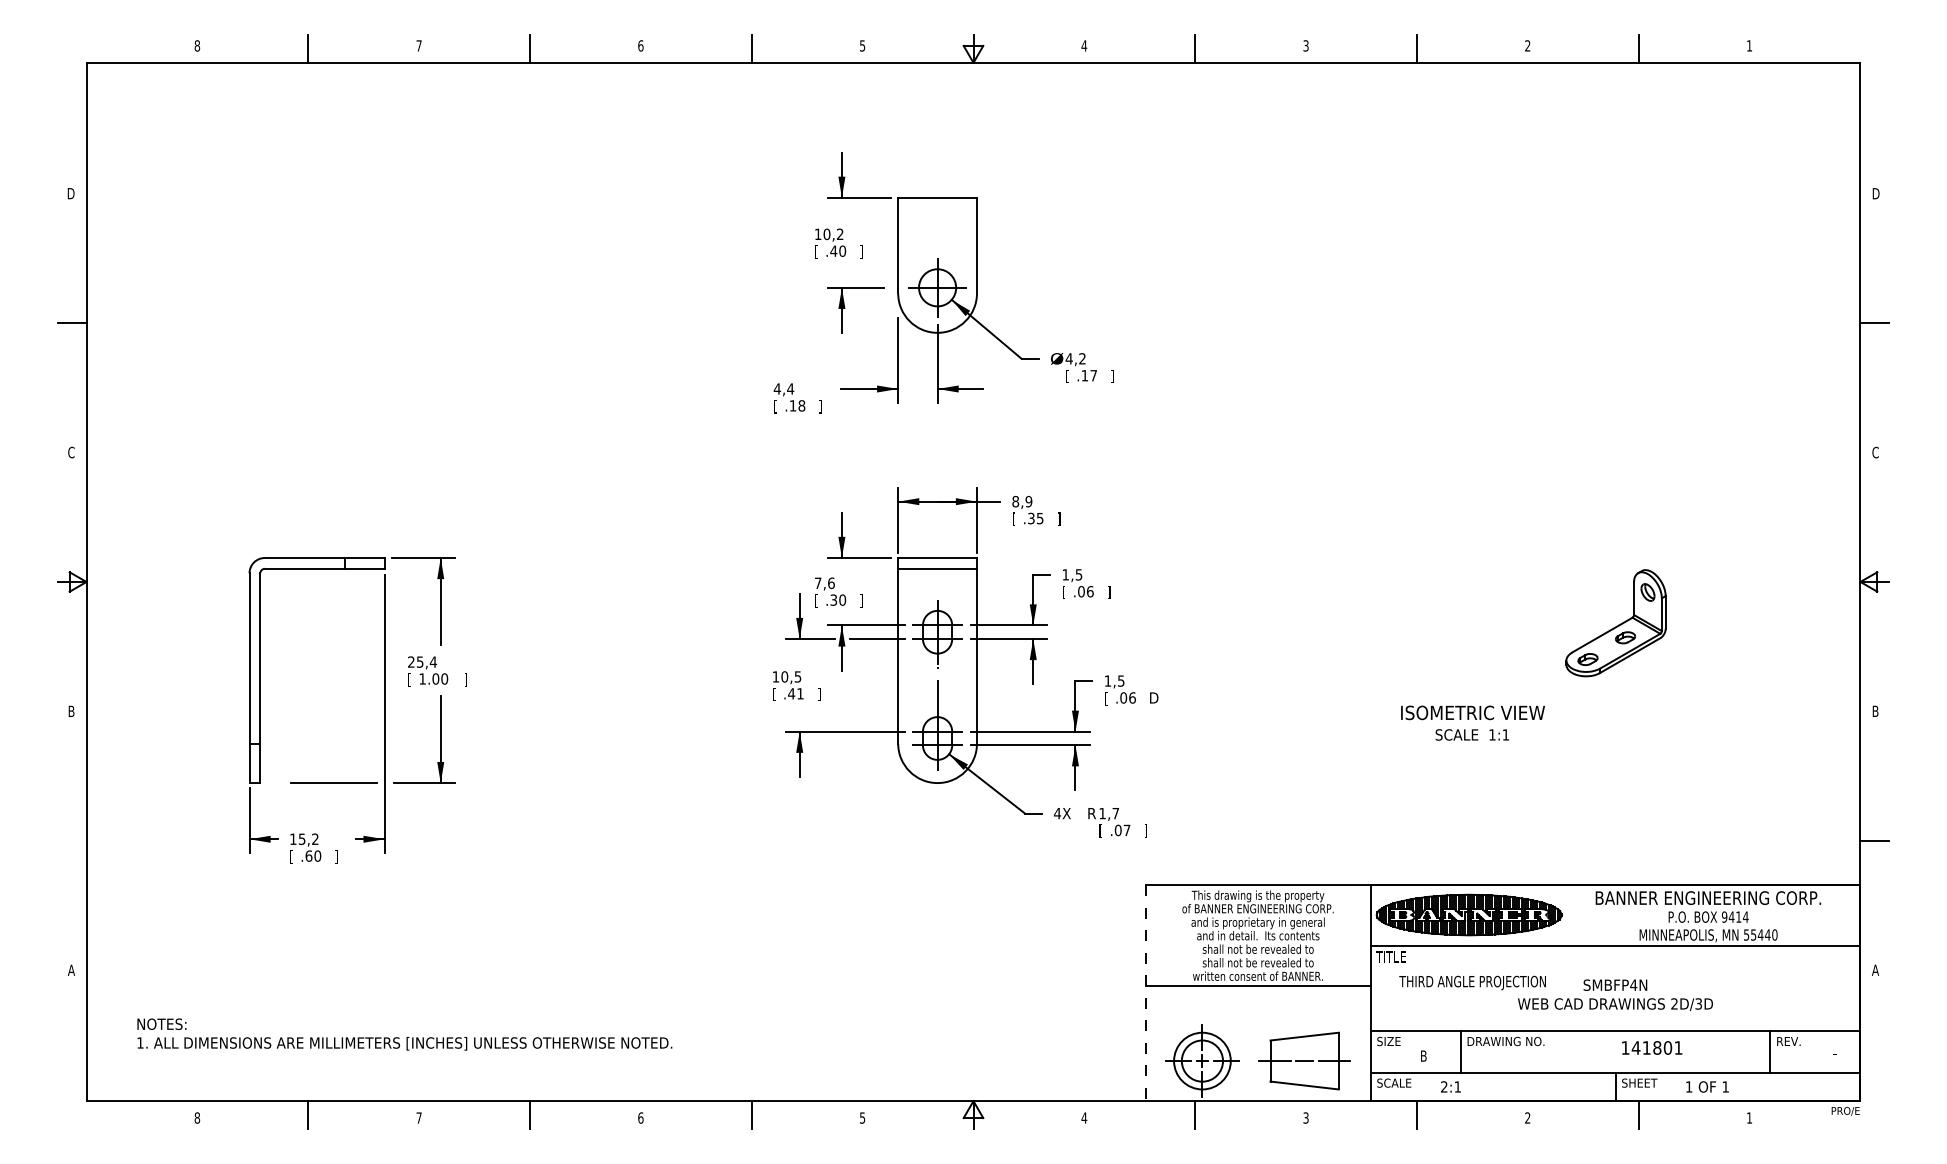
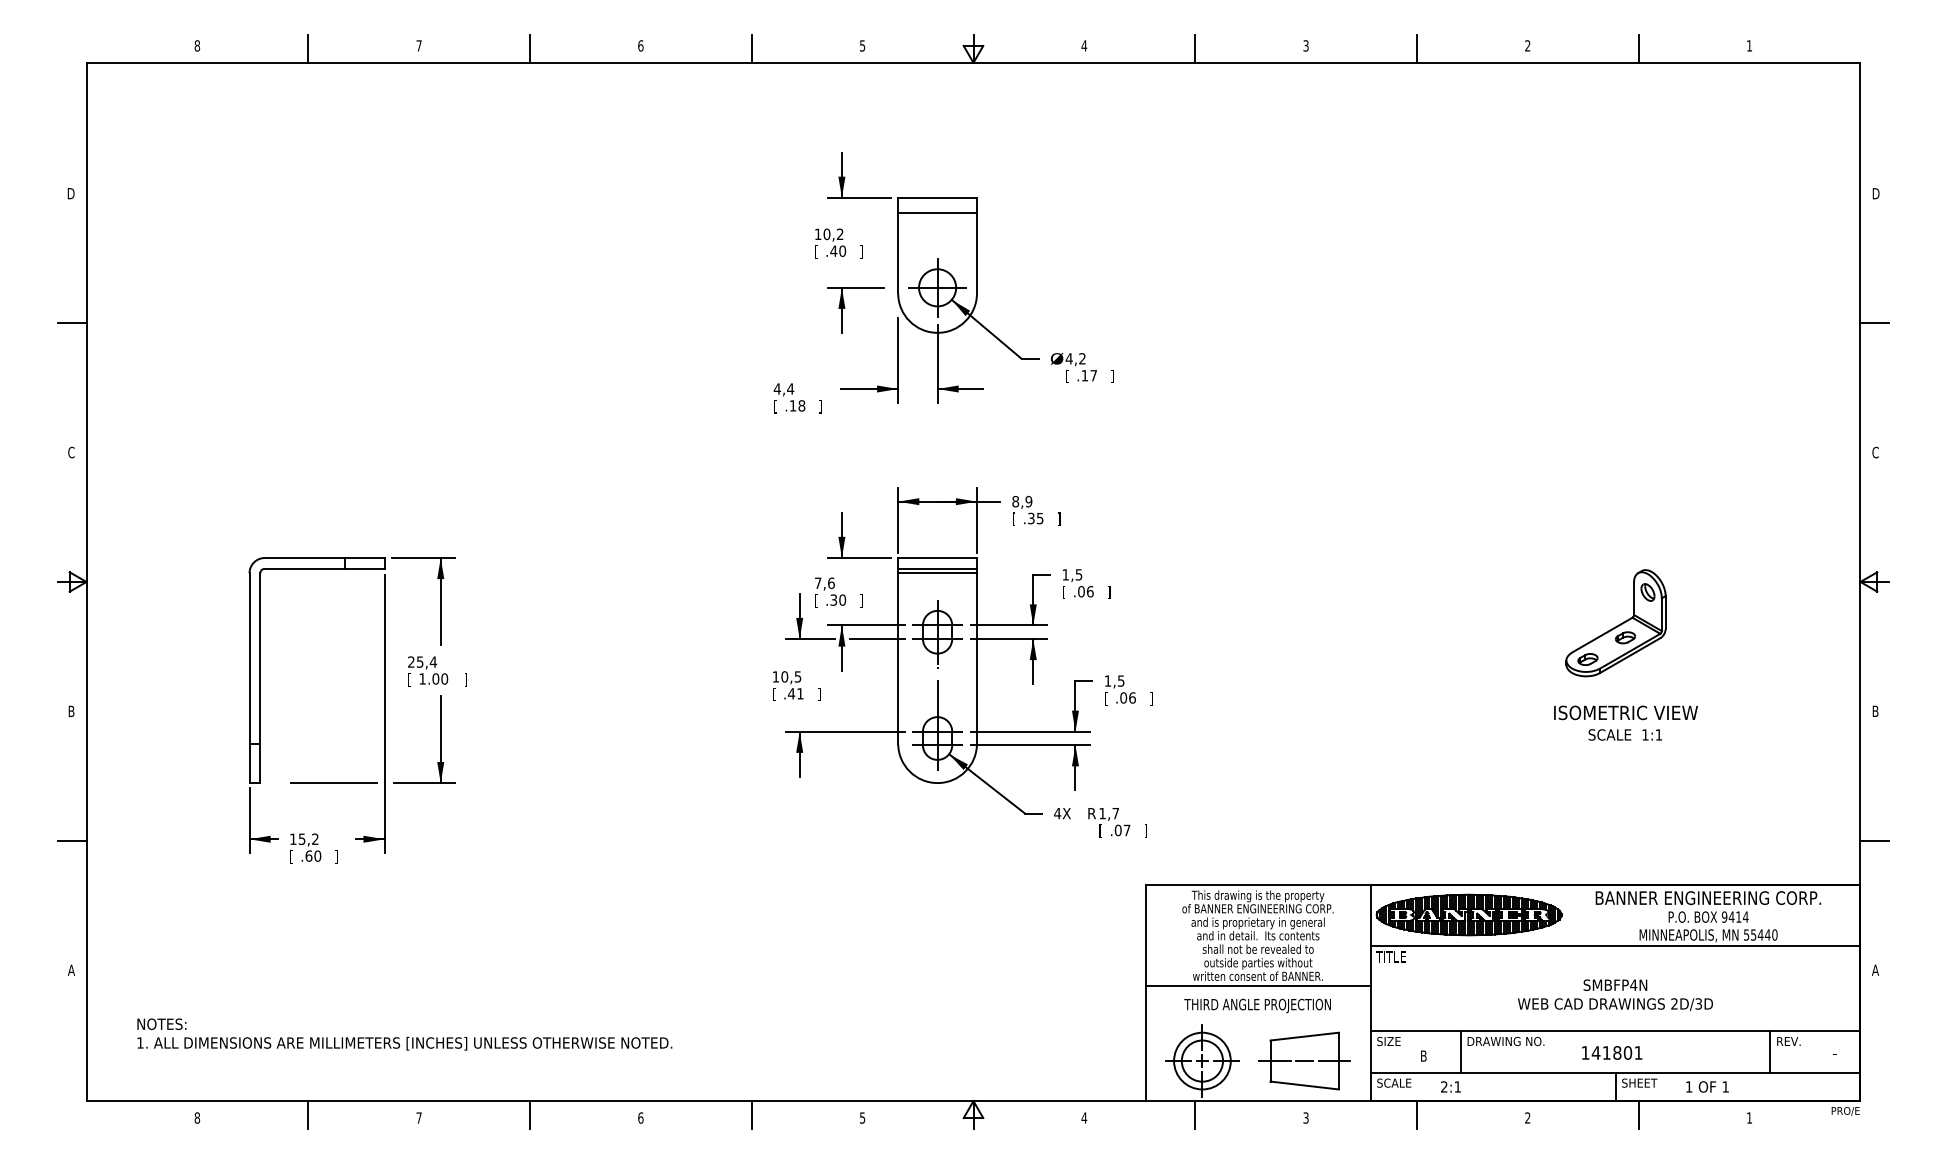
line: none -> present (937, 213)
line: none -> present (937, 573)
text: D -> ] (1154, 698)
text position: (1472, 722) -> (1625, 722) (1625, 722)
line: none -> present (72, 840)
text: shall not be revealed to -> outside parties without (1257, 963)
text position: (1472, 982) -> (1257, 1005) (1257, 1005)
line: dashed -> solid (1145, 993)
text position: (1652, 1047) -> (1612, 1052) (1612, 1052)
